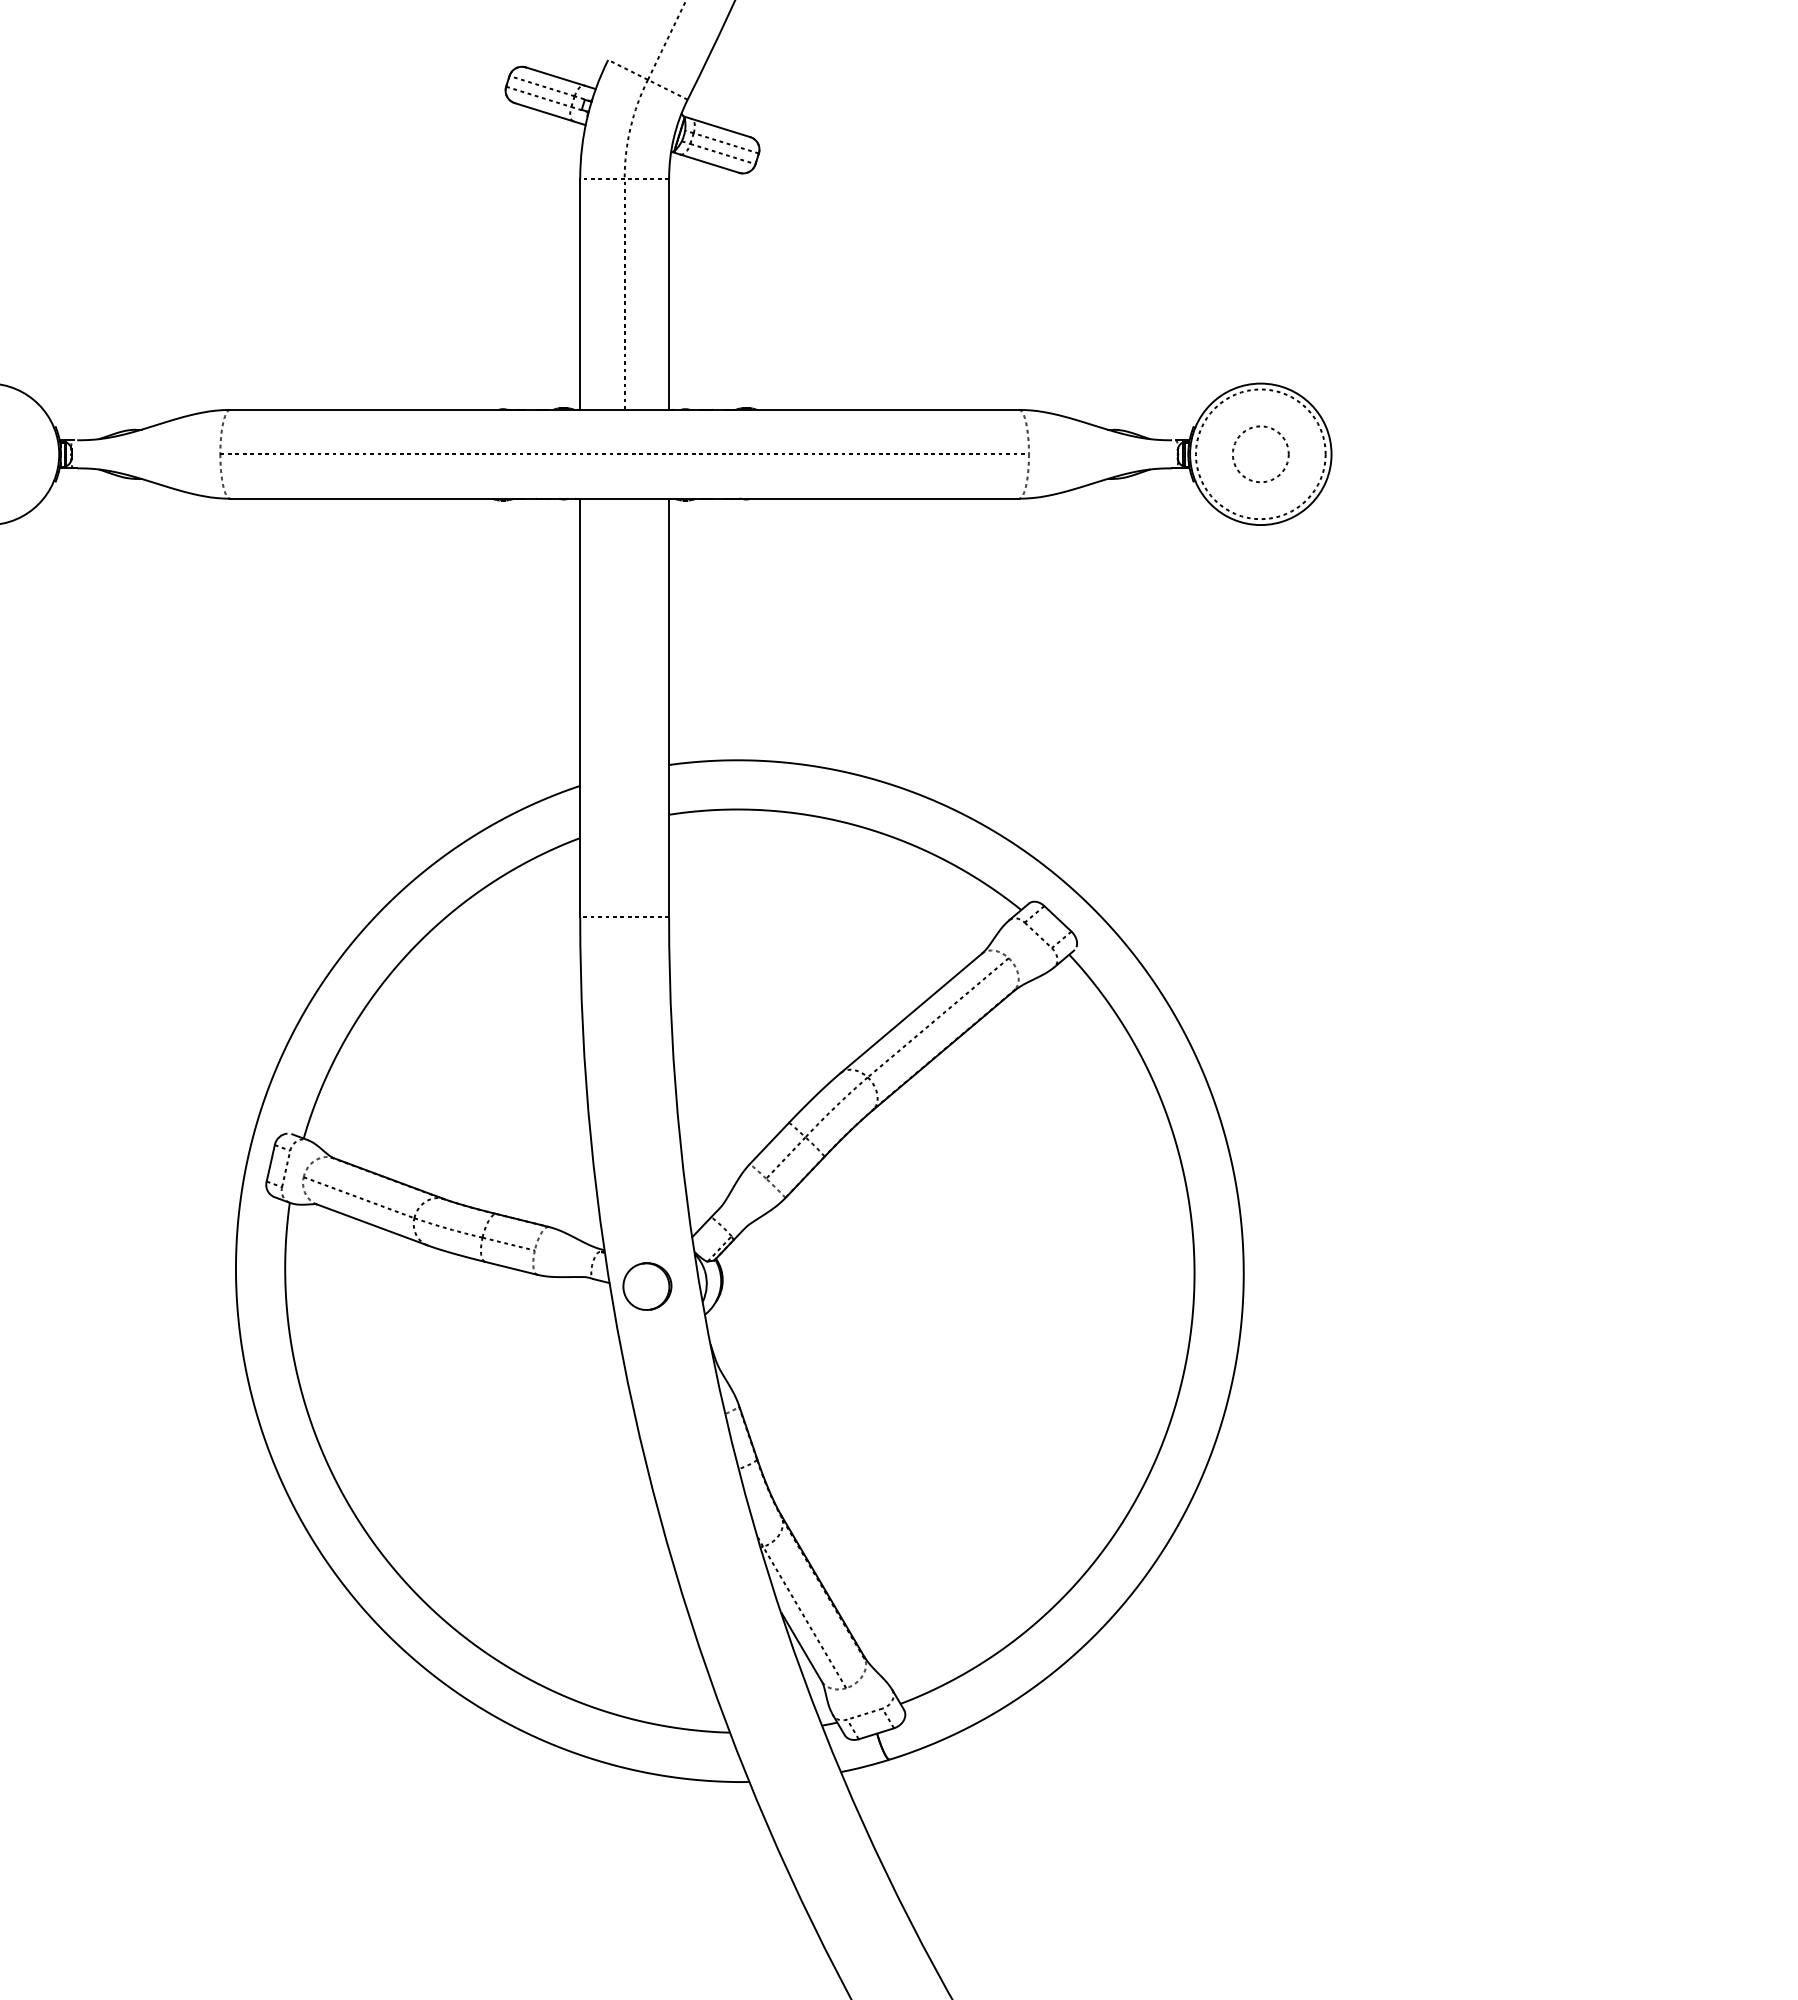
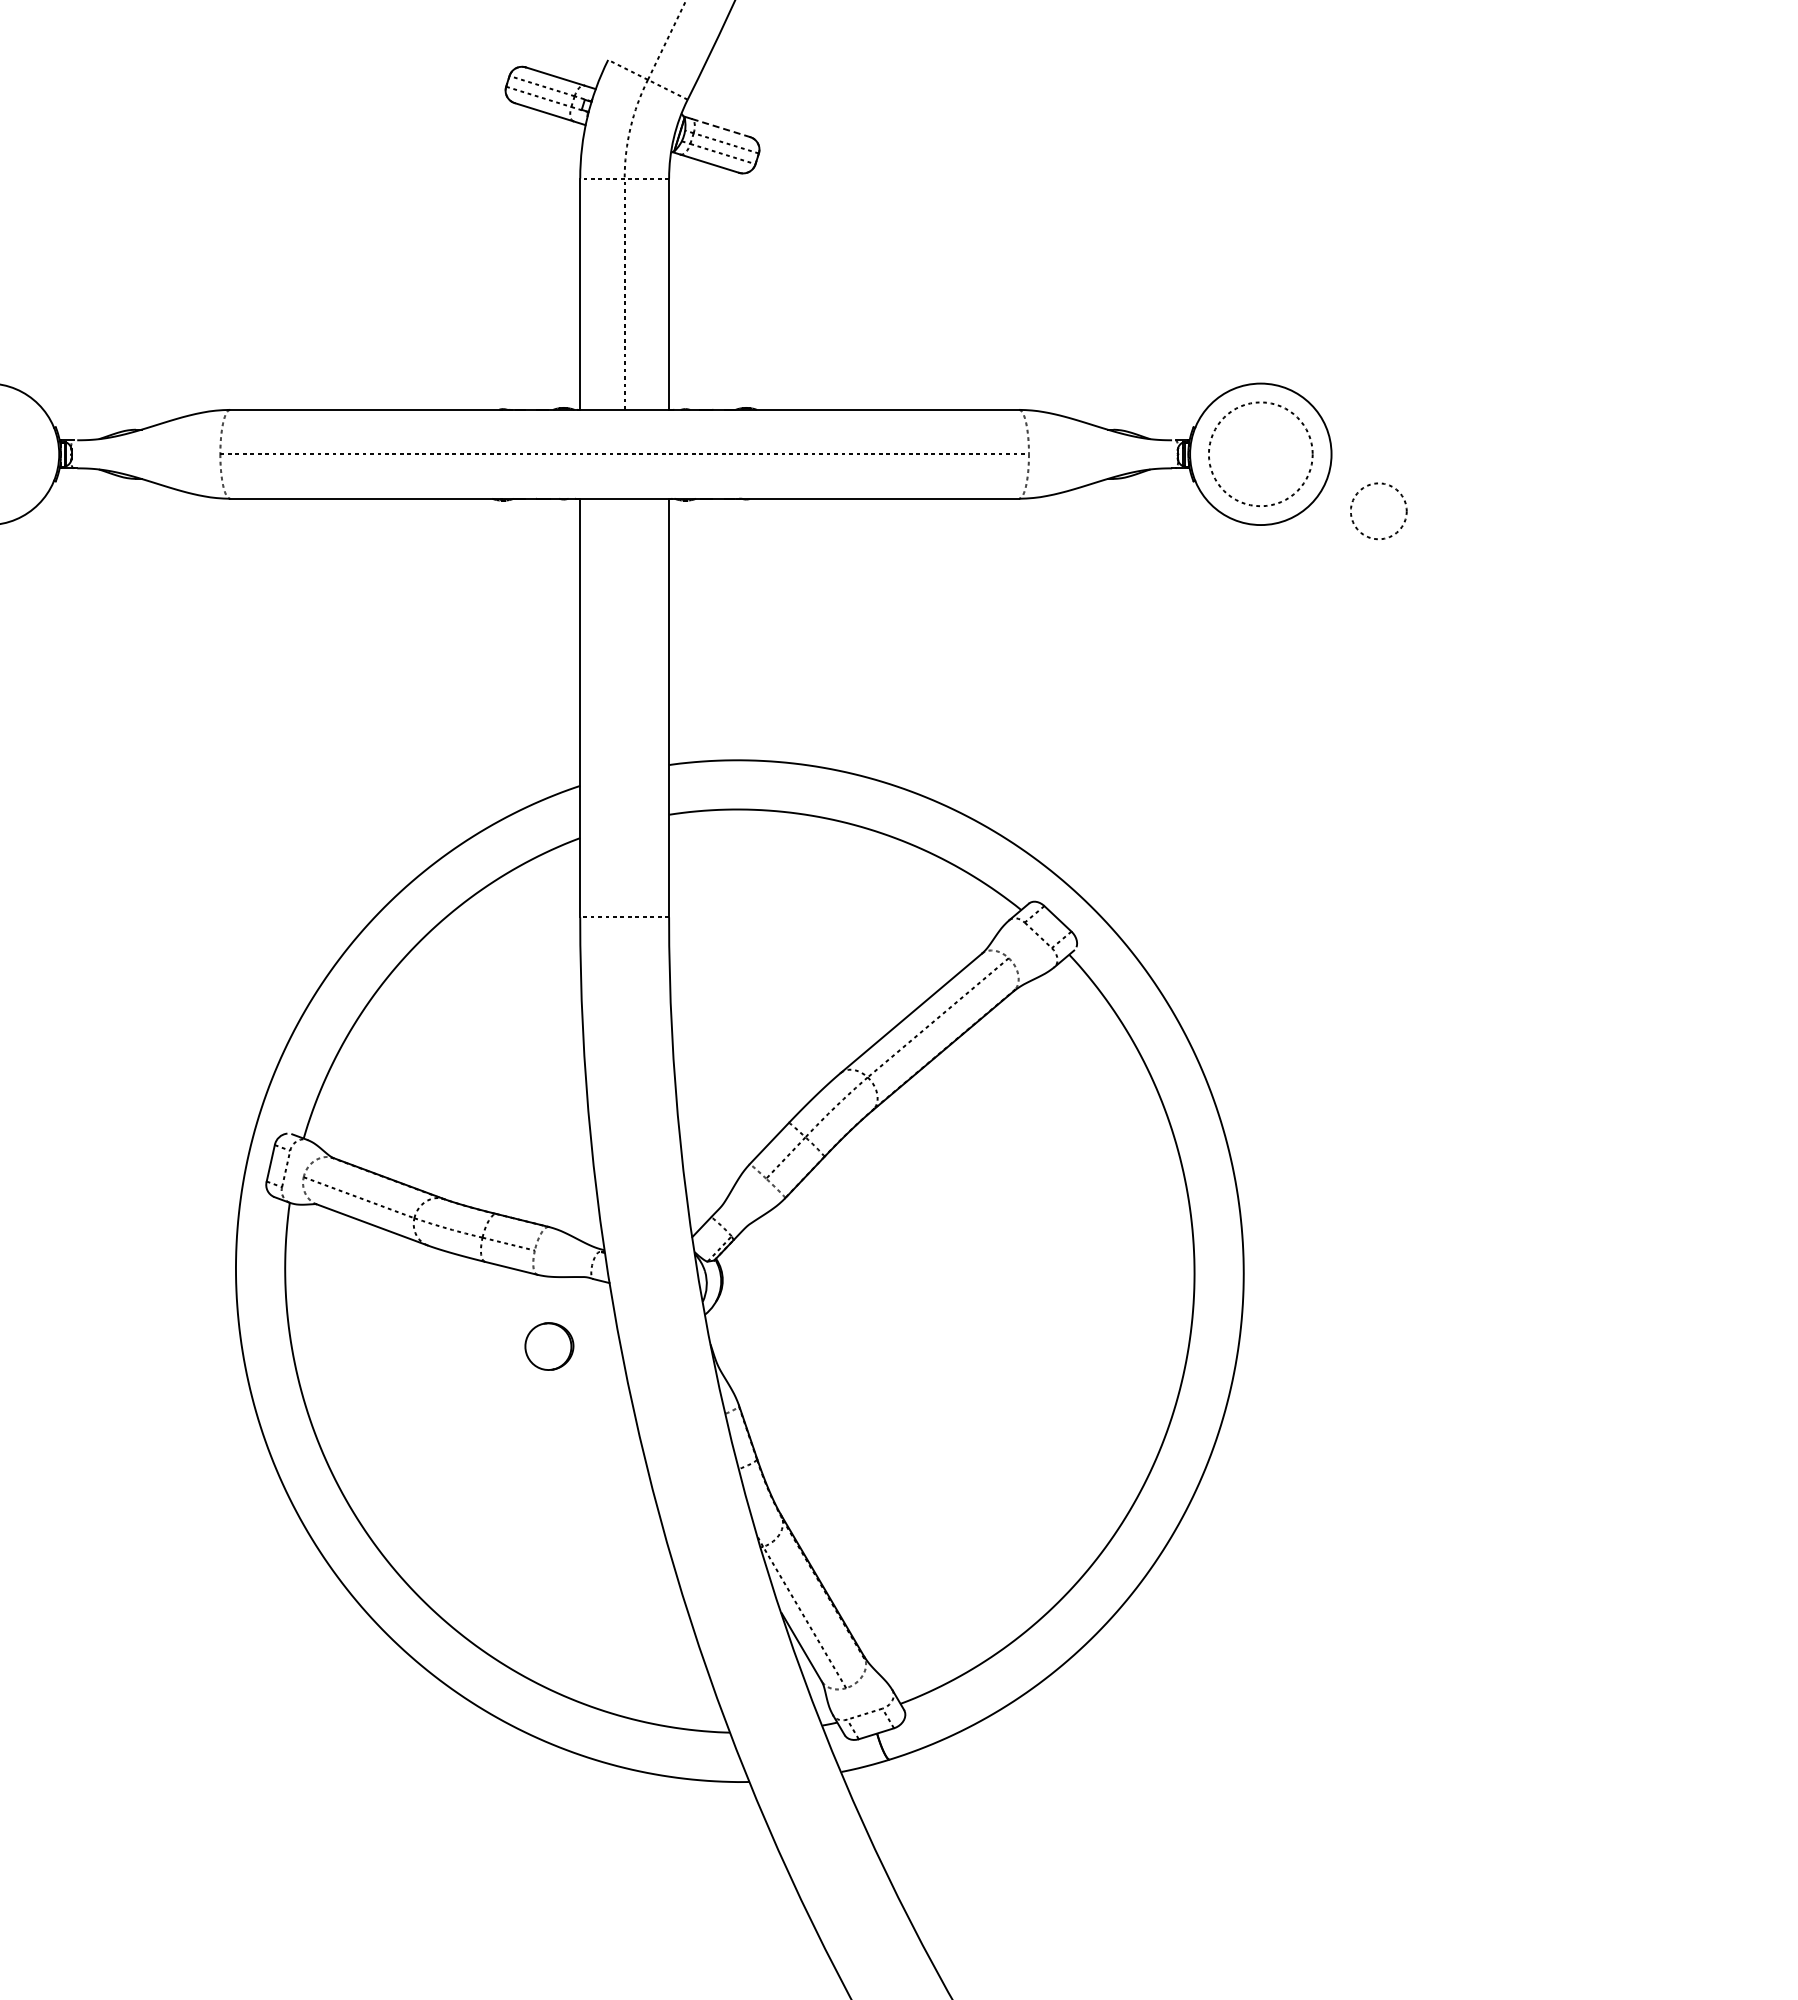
line: solid -> dashed (720, 128)
circle diameter: 130 px -> 104 px (1260, 454)
circle position: (1260, 454) -> (1378, 511) (1378, 511)
part position: (647, 1286) -> (549, 1346) (549, 1346)
